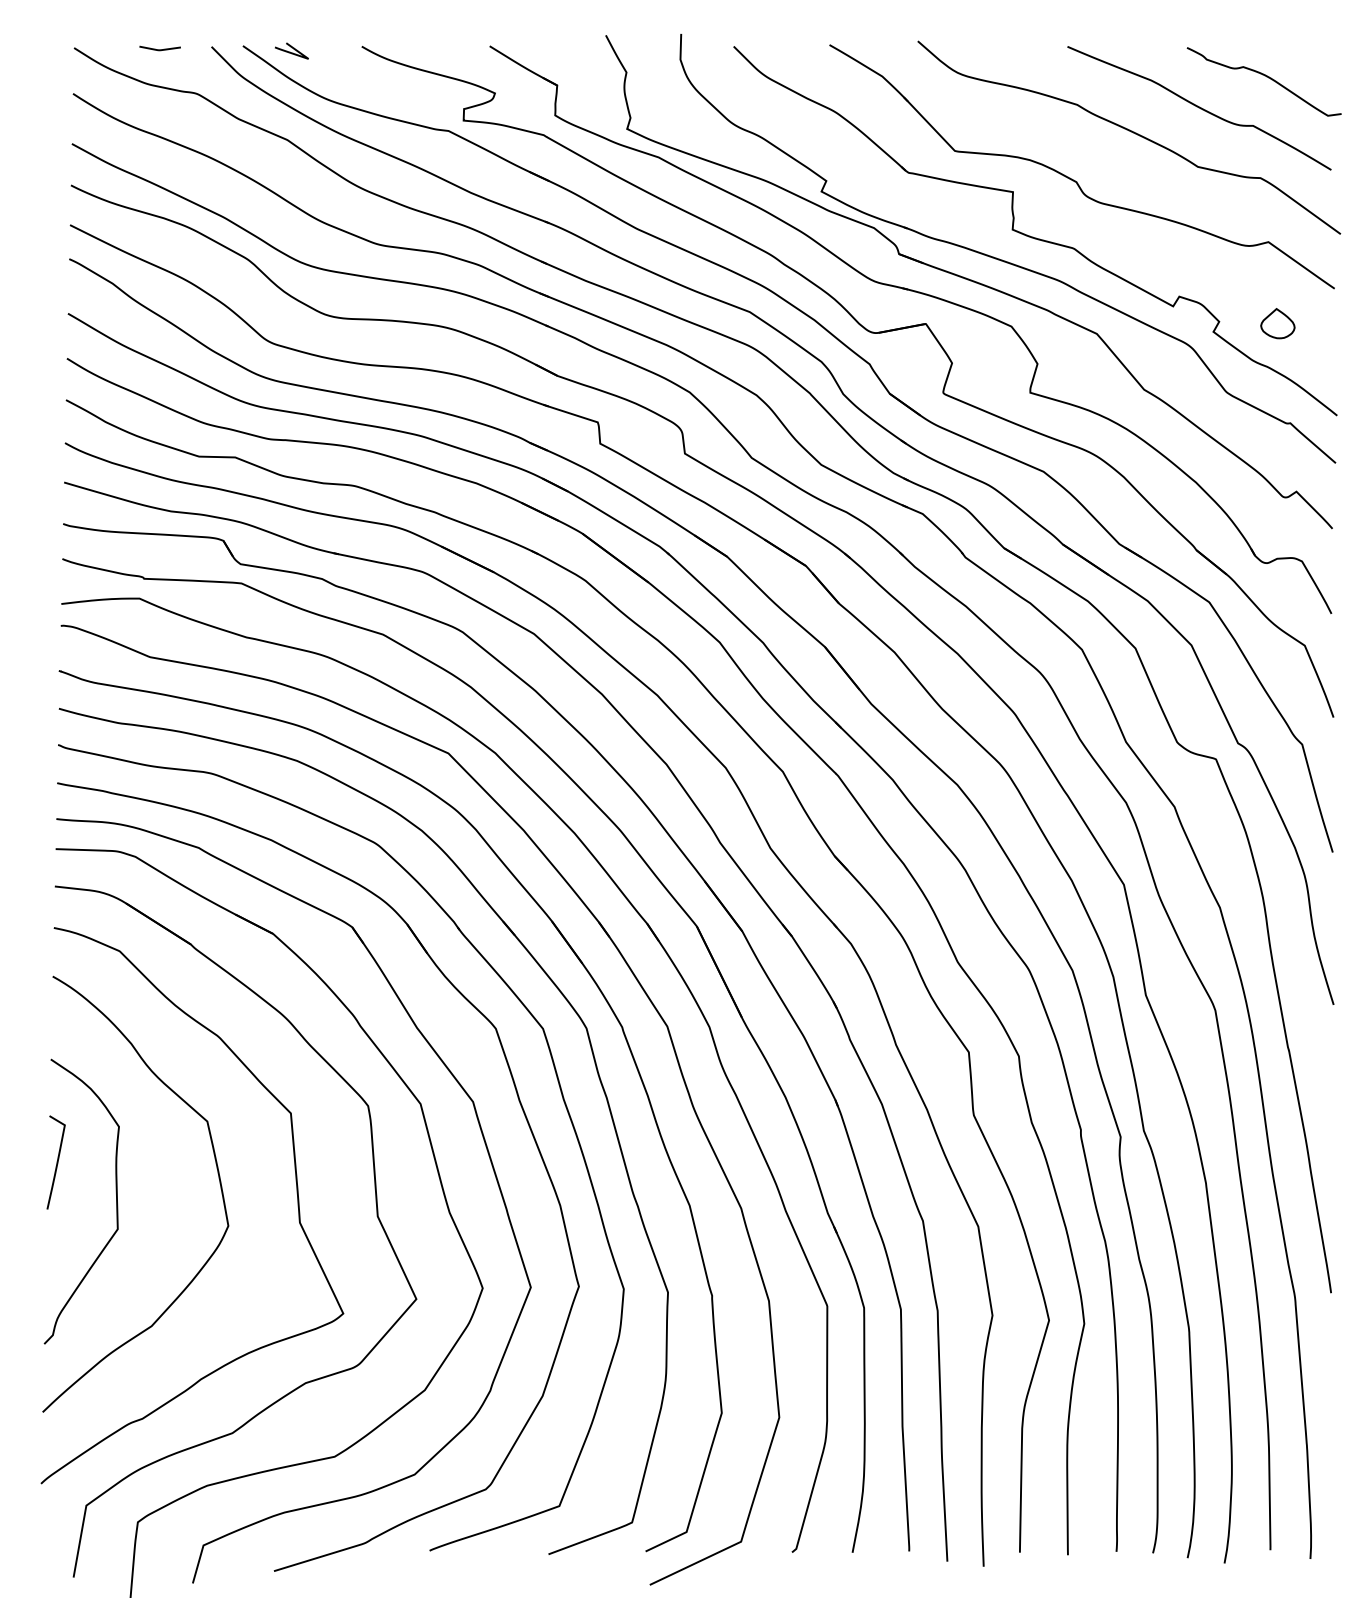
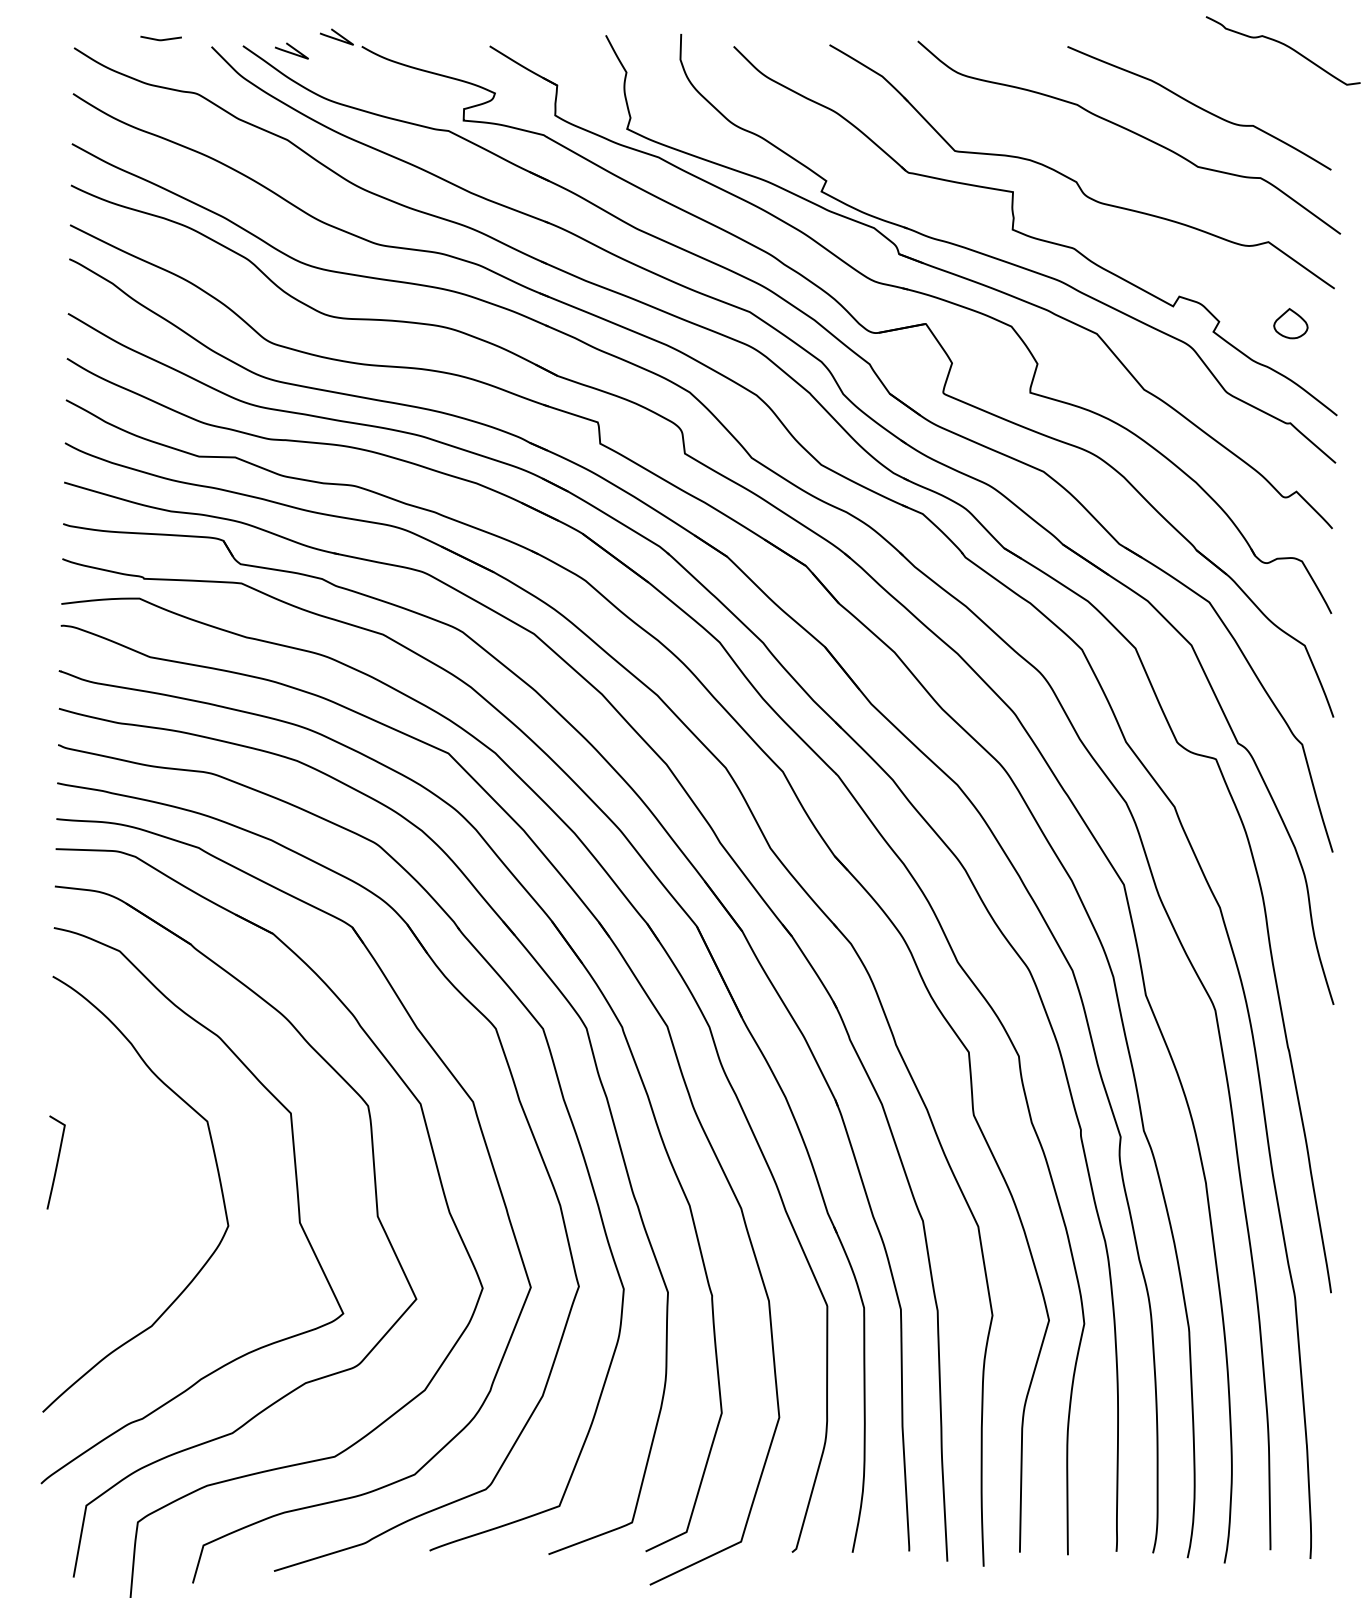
curve: none -> present (335, 37)
curve position: (159, 49) -> (160, 39) (160, 39)
curve position: (1266, 77) -> (1285, 46) (1285, 46)
part position: (1277, 323) -> (1290, 323) (1290, 323)
curve: present -> none (116, 1201)
